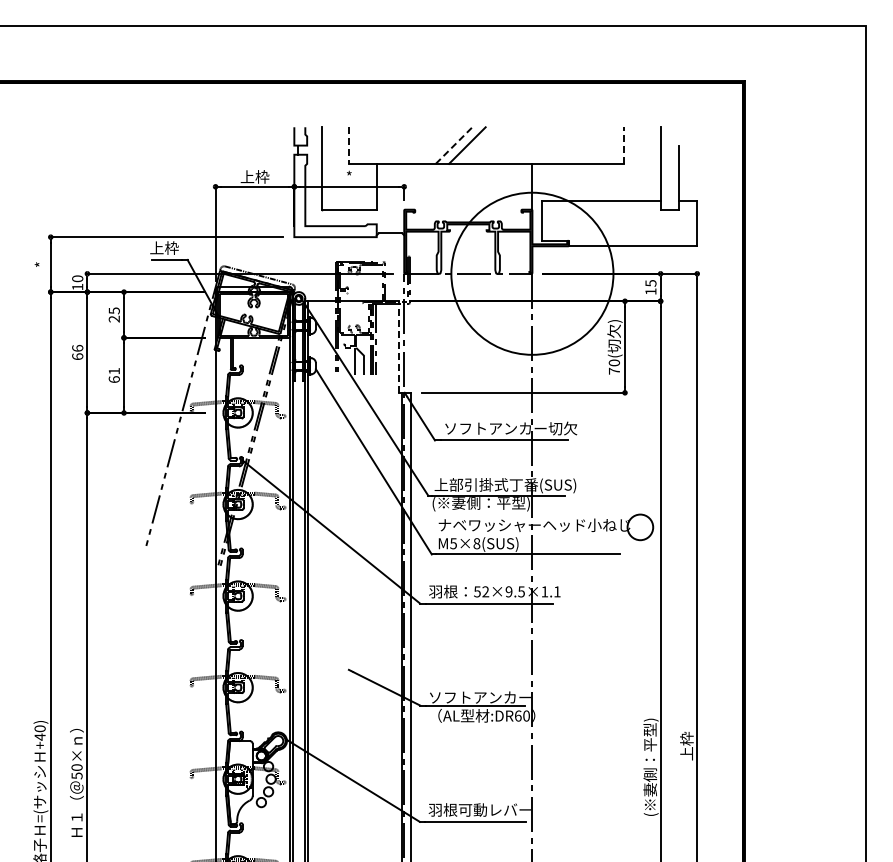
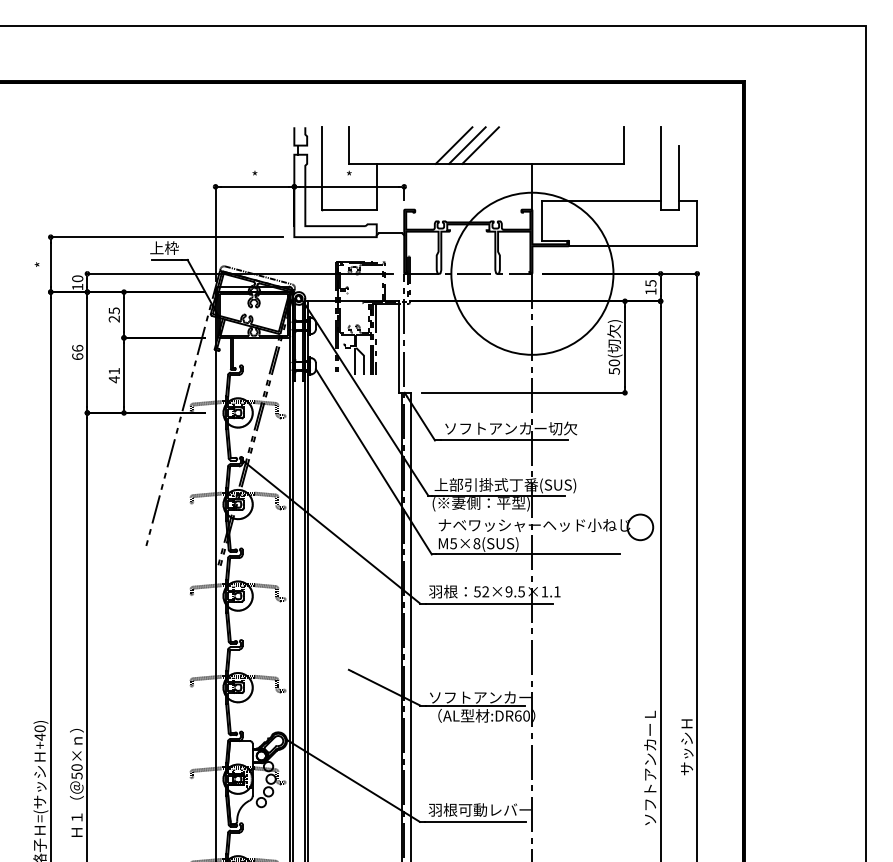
line: dashed -> solid (454, 145)
line: none -> present (480, 145)
line: dashed -> solid (623, 145)
line: dashed -> solid (349, 146)
text: 上枠 -> * (254, 176)
line: dashed -> solid (398, 347)
text: 70( -> 50( (614, 370)
text: 61 -> 41 (113, 379)
text: 上枠 -> サッシＨ (686, 747)
text: (※妻側：平型) -> ソフトアンカーＬ (650, 767)
